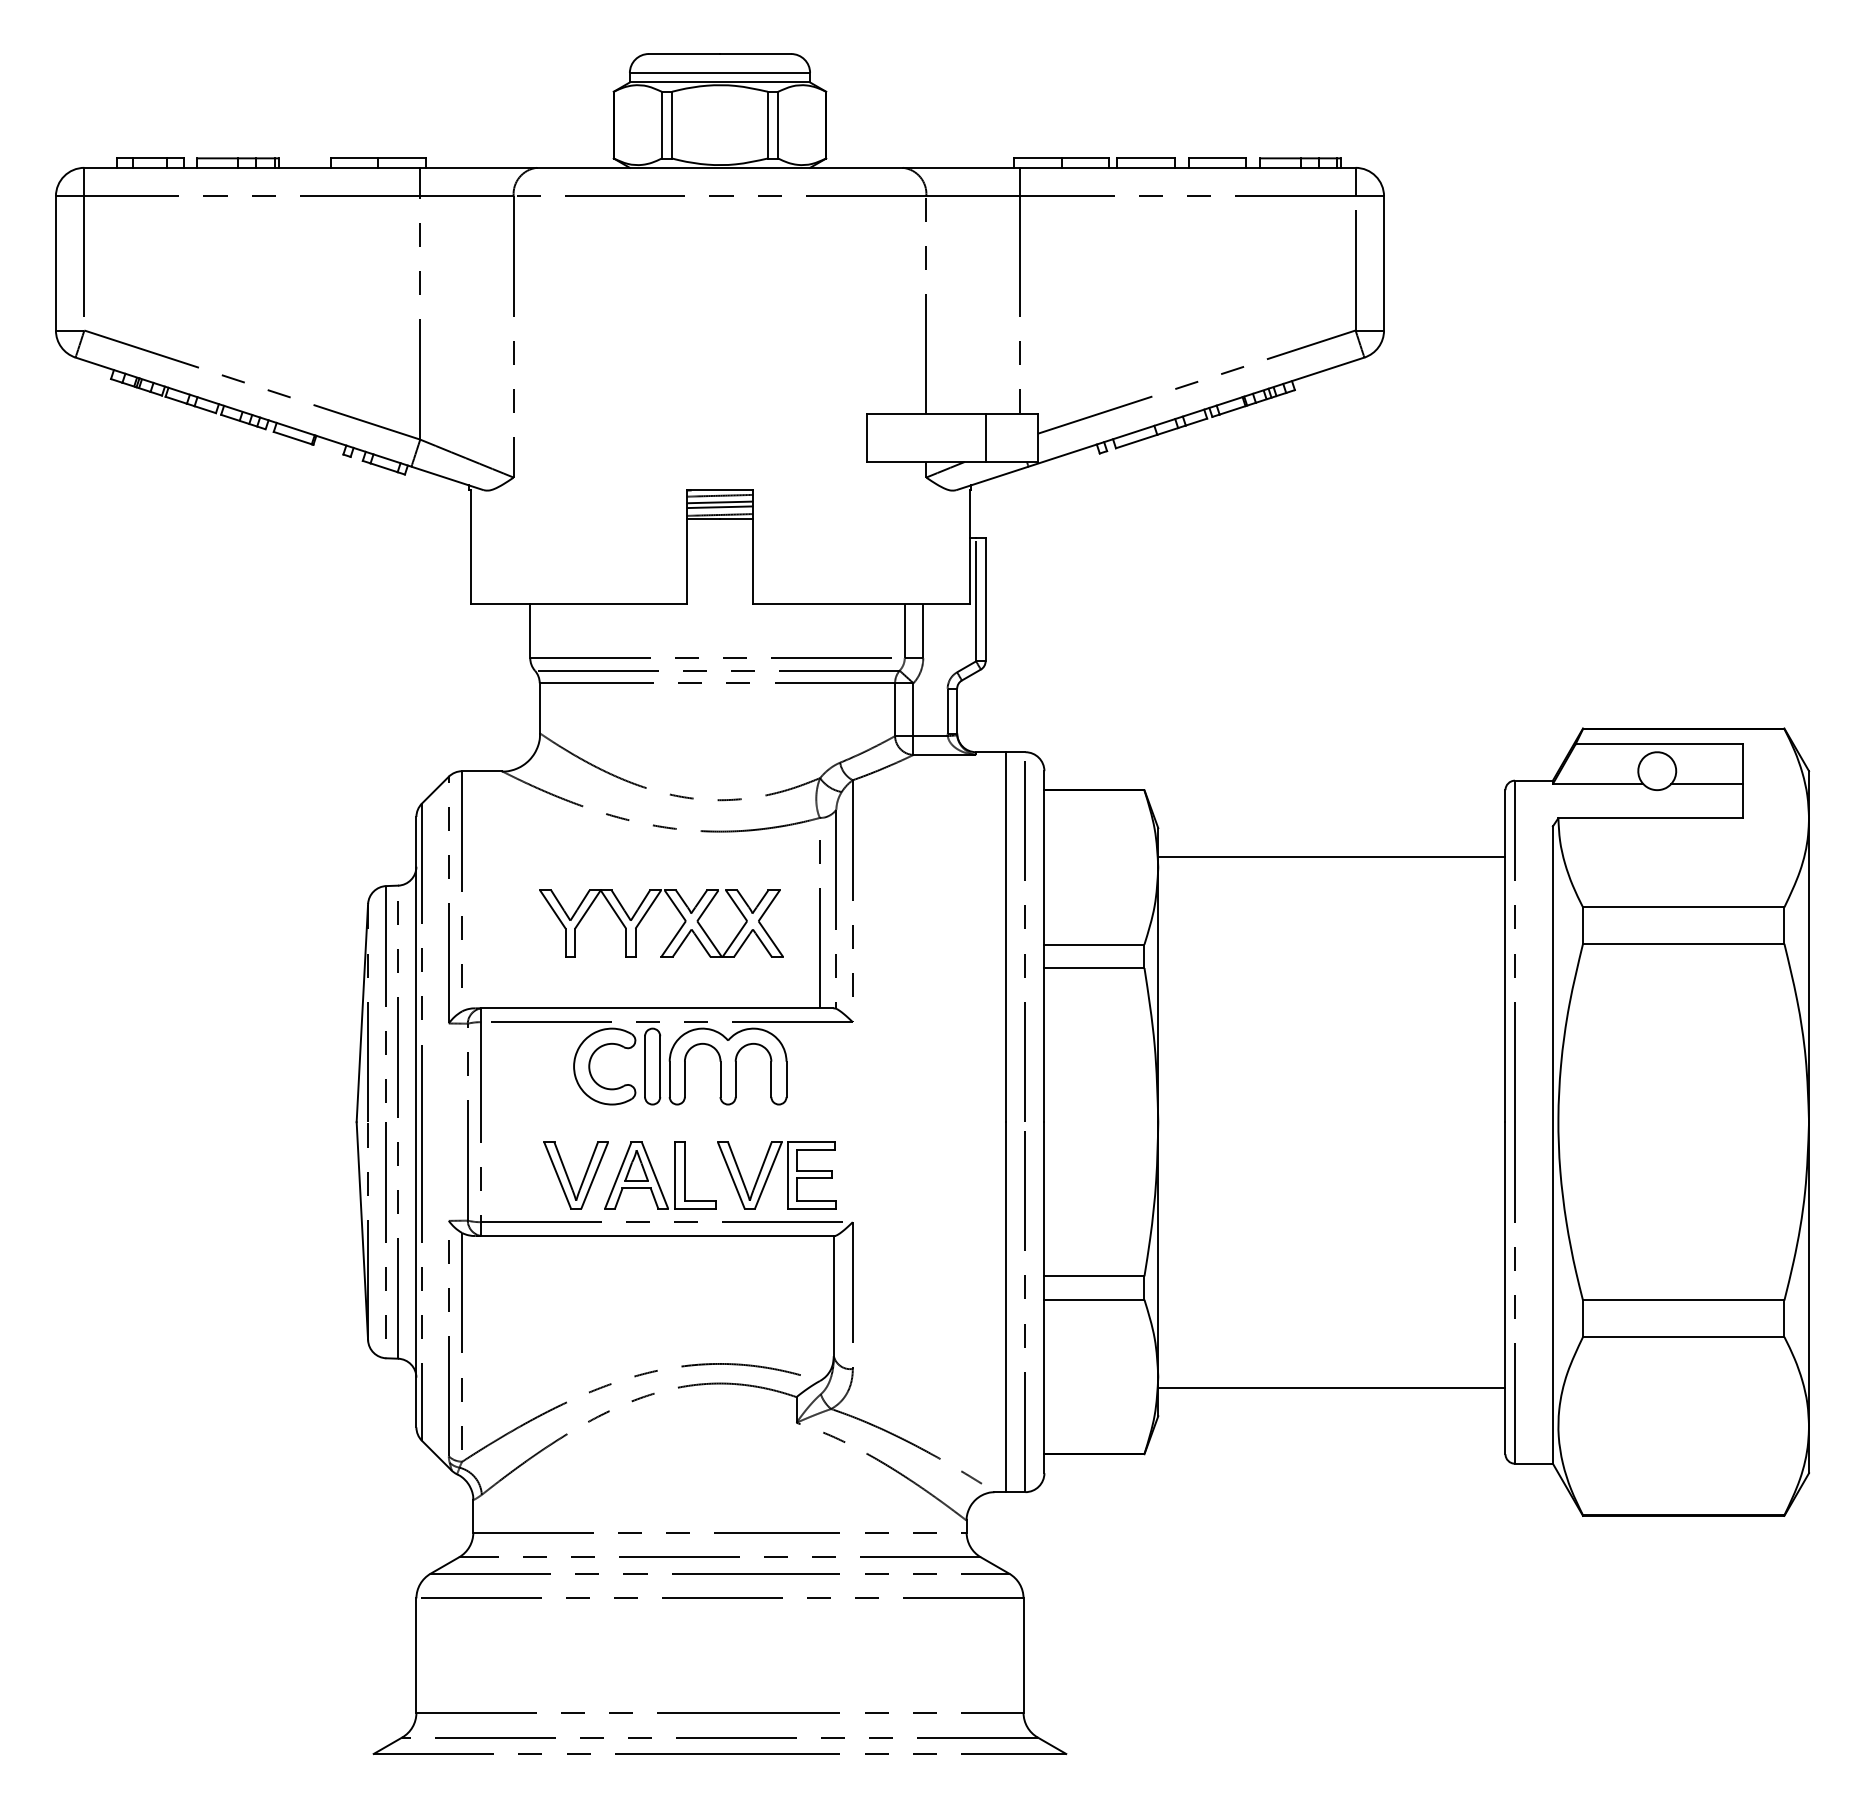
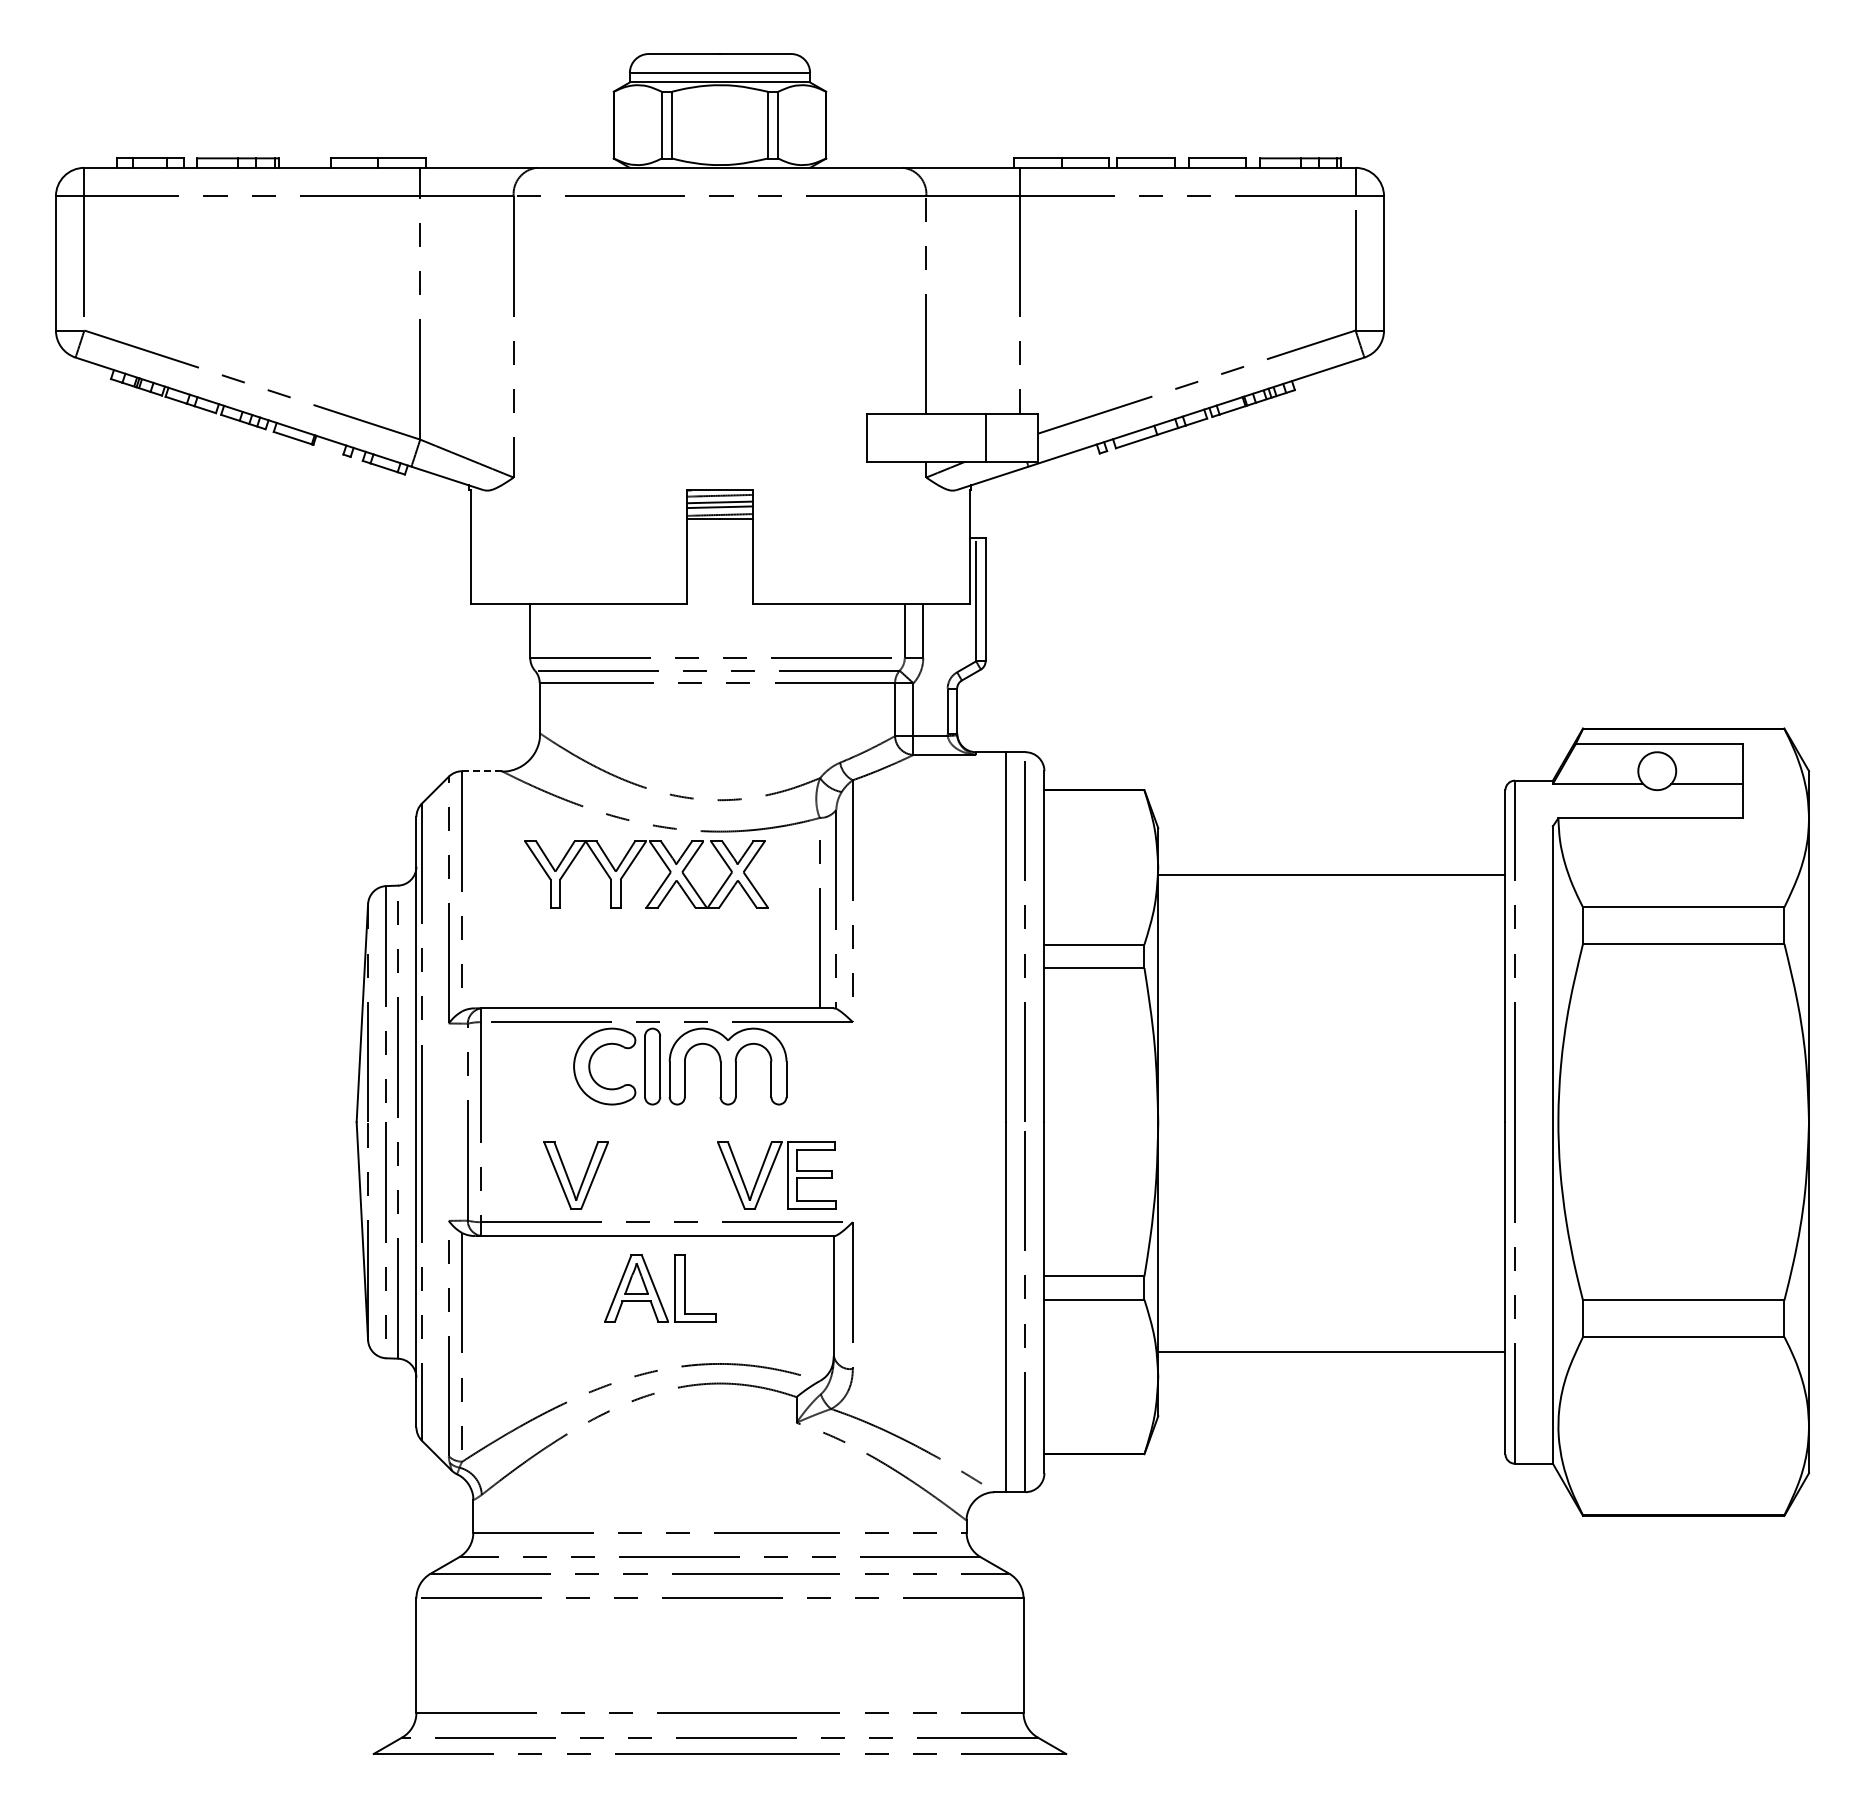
line: solid -> dashed (482, 771)
line position: (1331, 856) -> (1331, 874) (1331, 874)
part position: (646, 914) -> (631, 865) (631, 865)
part position: (660, 1175) -> (660, 1288) (660, 1288)
line position: (1331, 1387) -> (1331, 1351) (1331, 1351)
